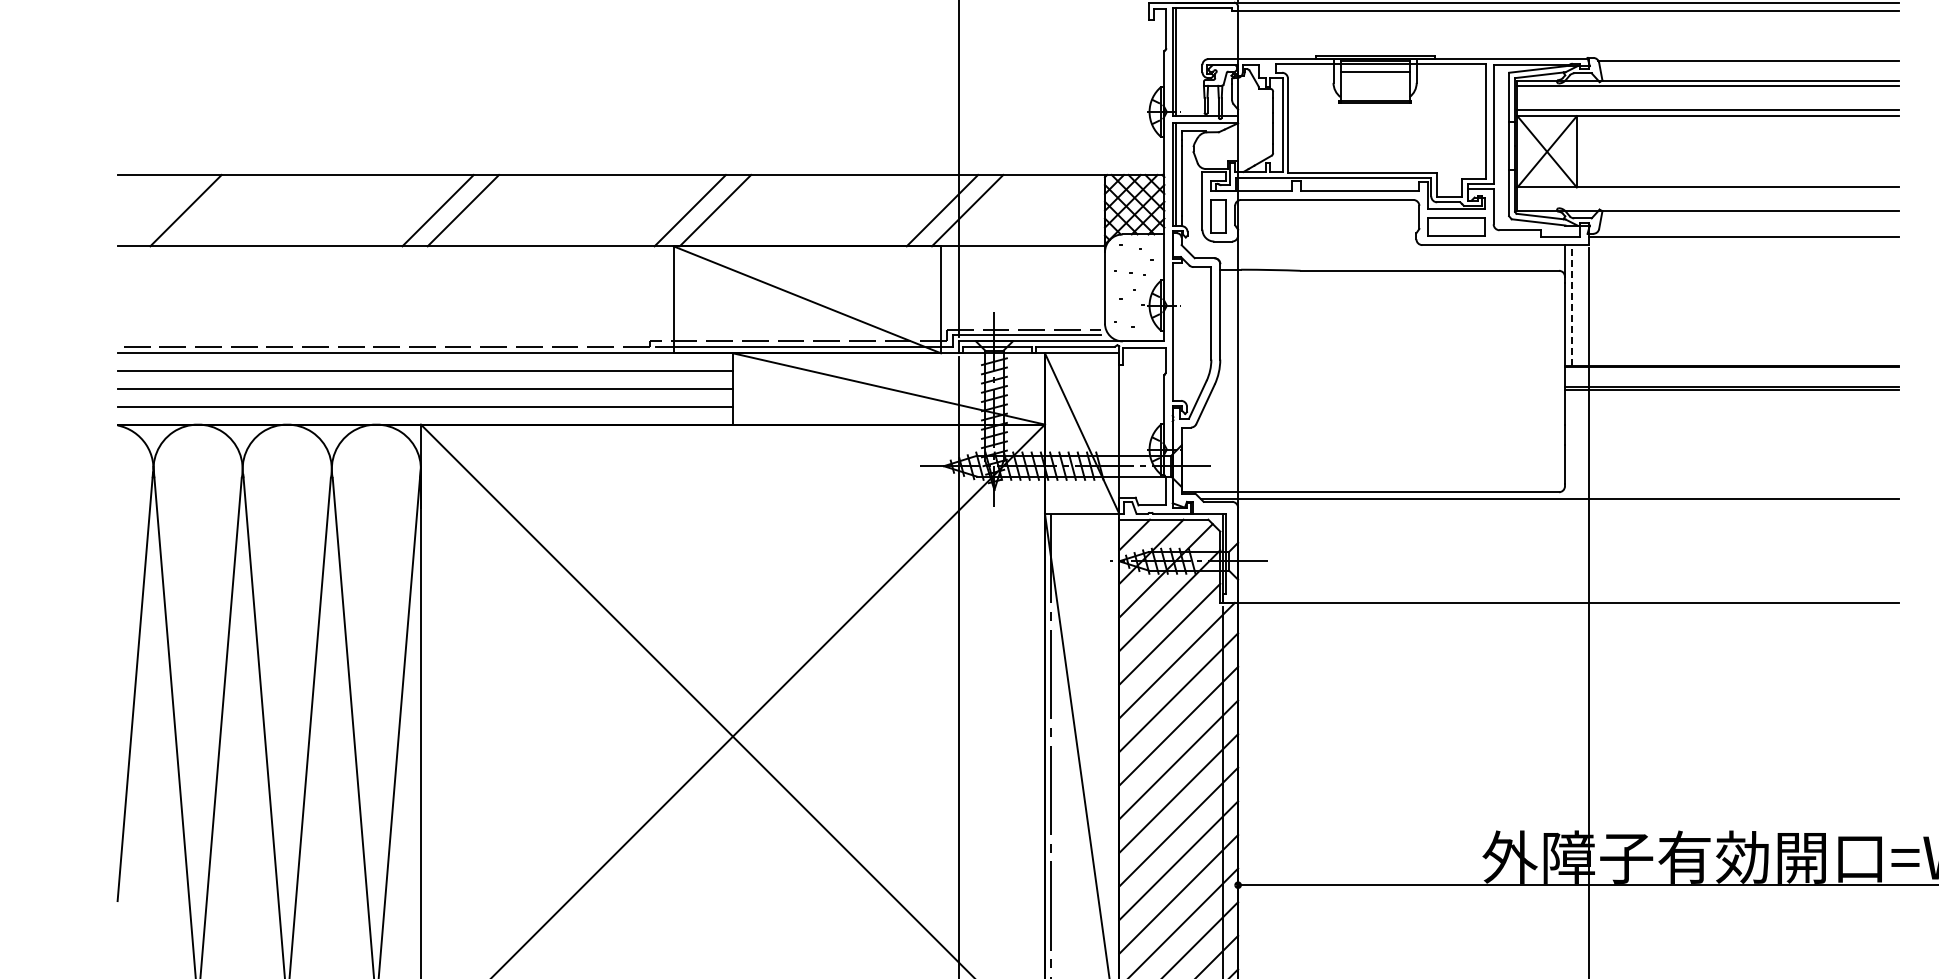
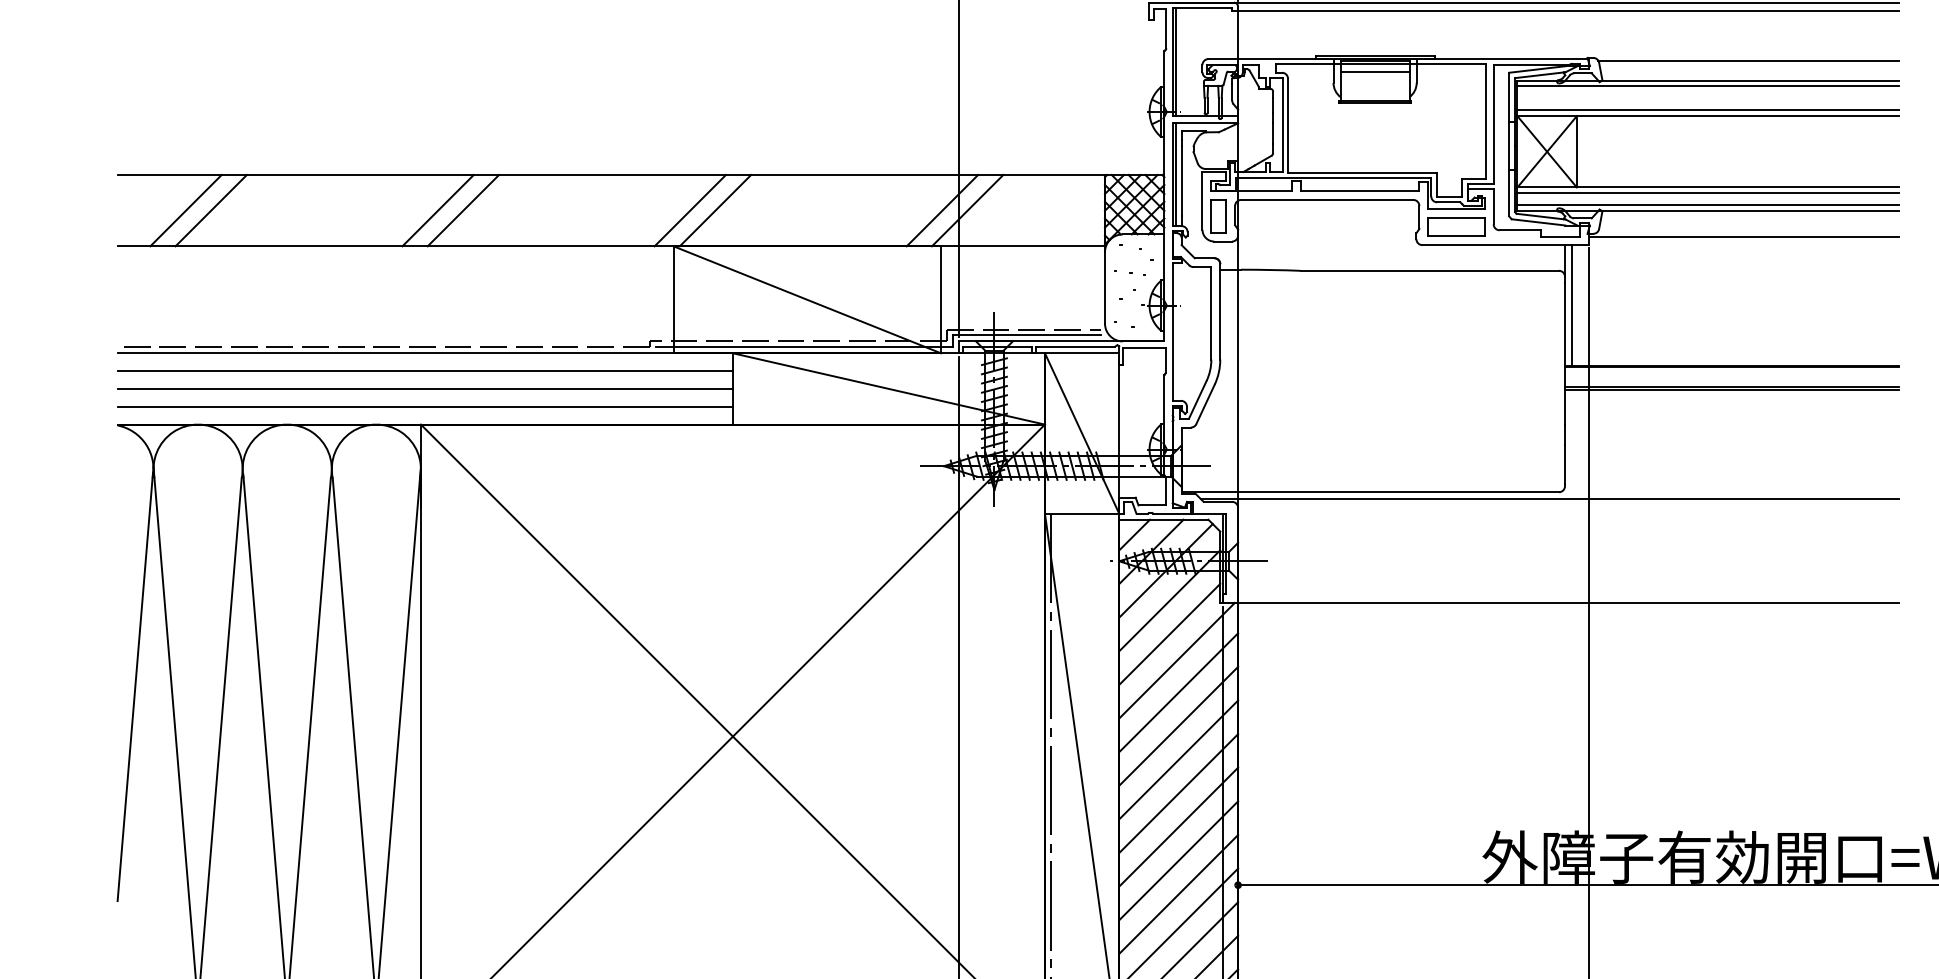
line: none -> present (1707, 193)
line: none -> present (1707, 205)
line: none -> present (210, 210)
line: dashed -> solid (1572, 304)
